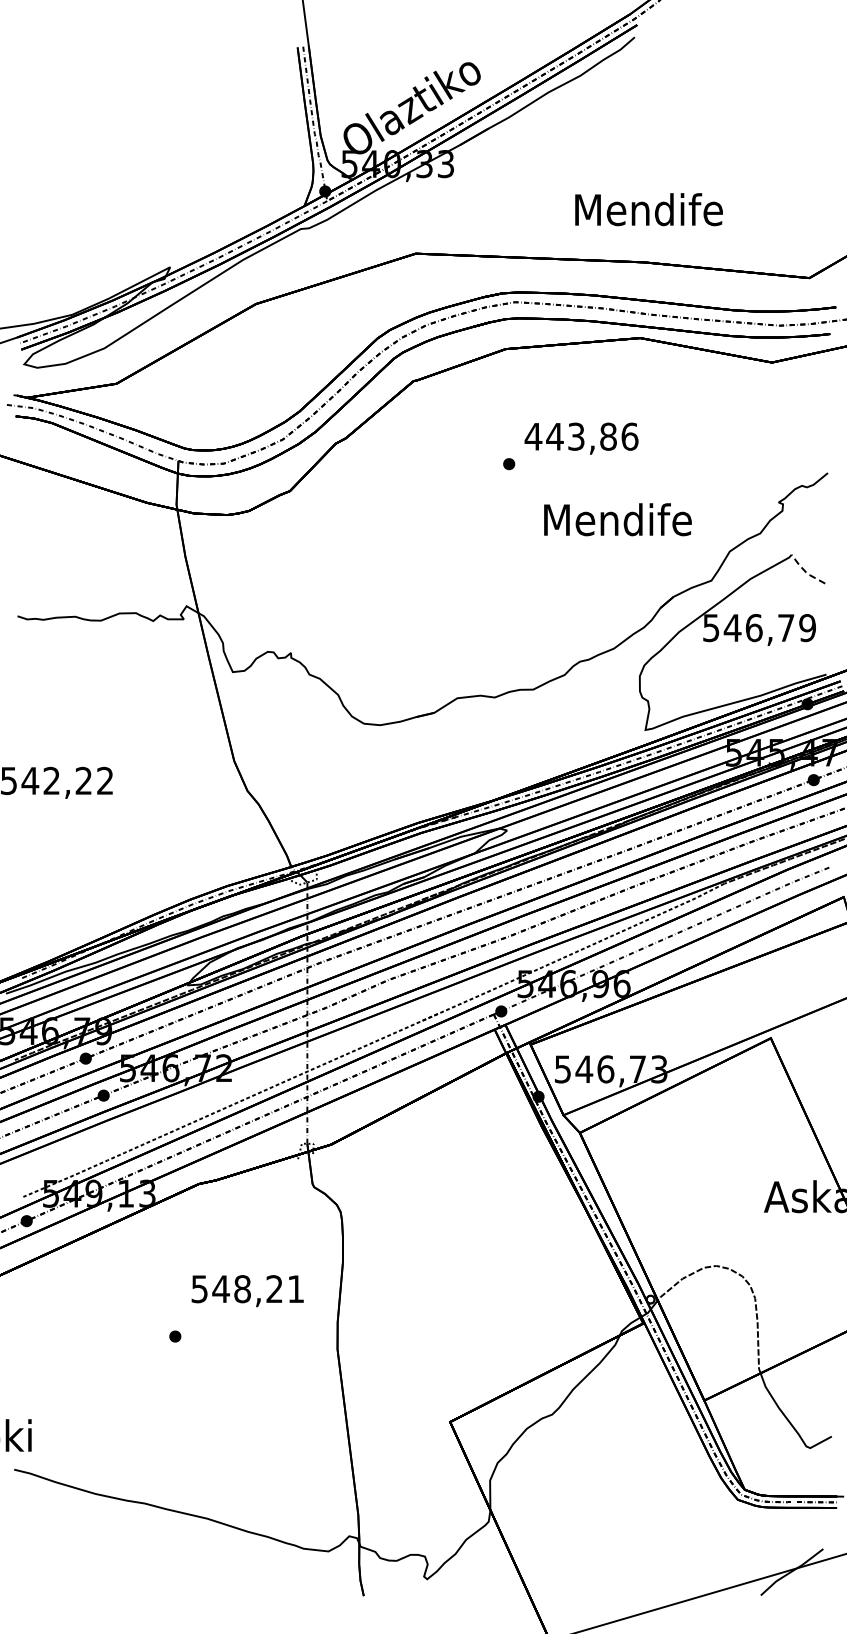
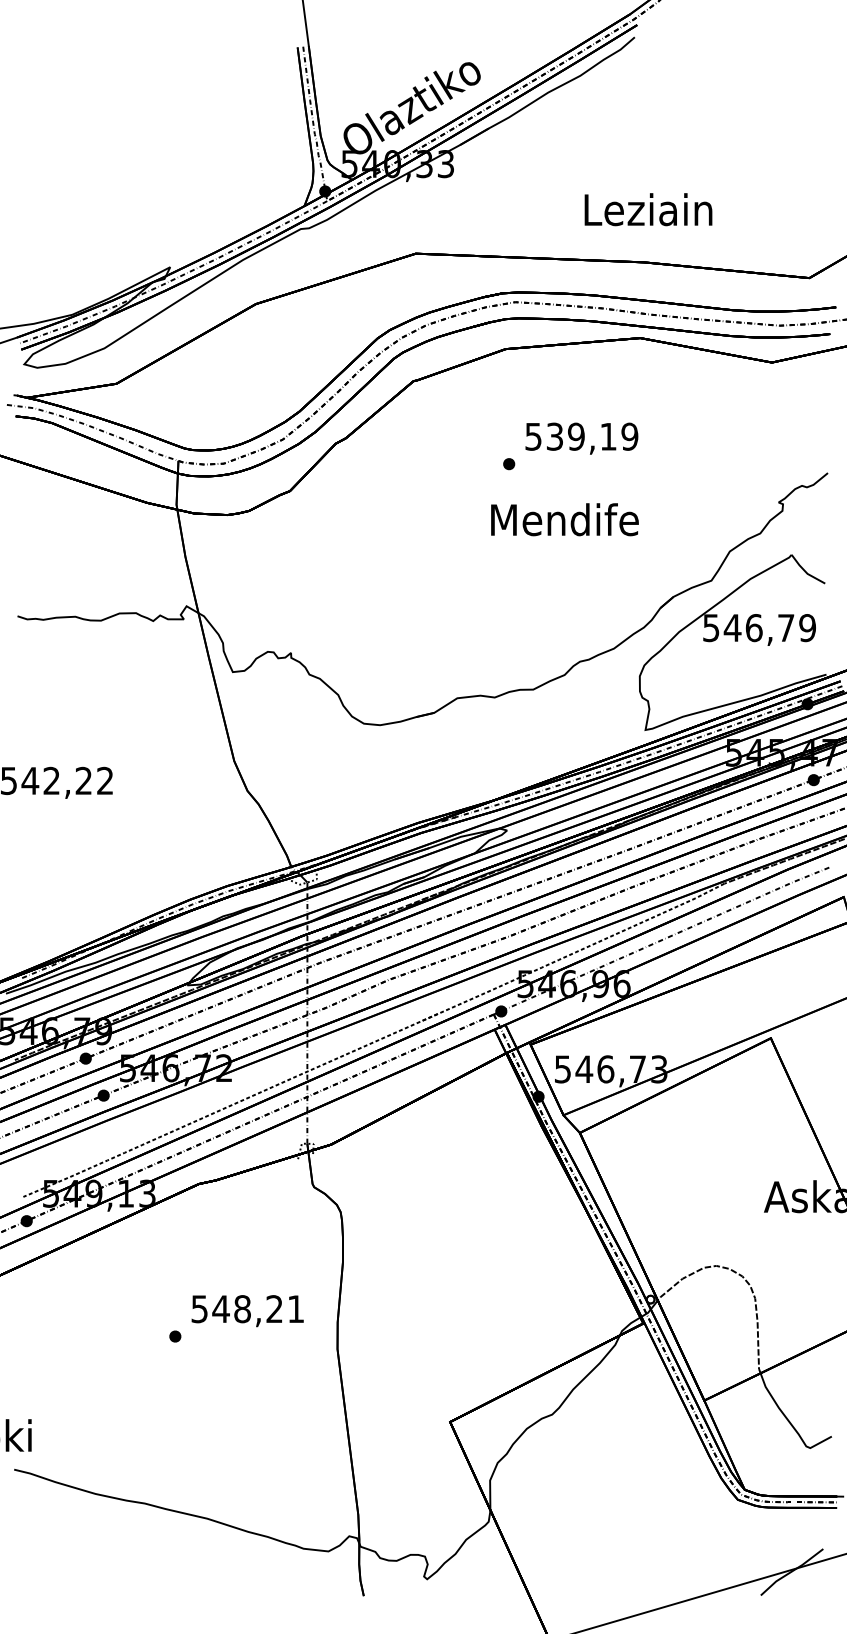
text: Mendife -> Leziain (648, 209)
text: 443,86 -> 539,19 (581, 436)
text position: (617, 519) -> (564, 519) (564, 519)
line: dashed -> solid (805, 571)
text position: (247, 1291) -> (247, 1311) (247, 1311)
